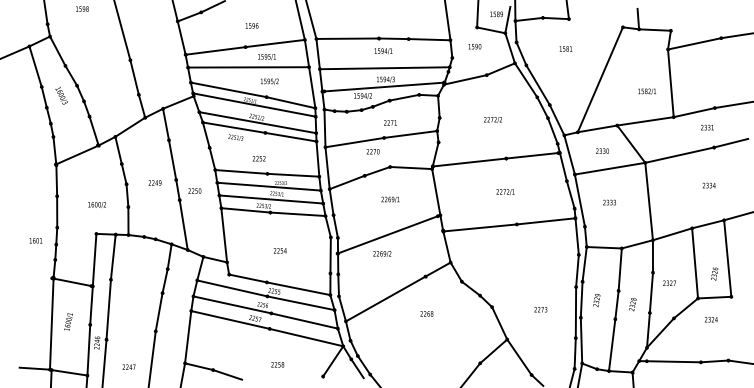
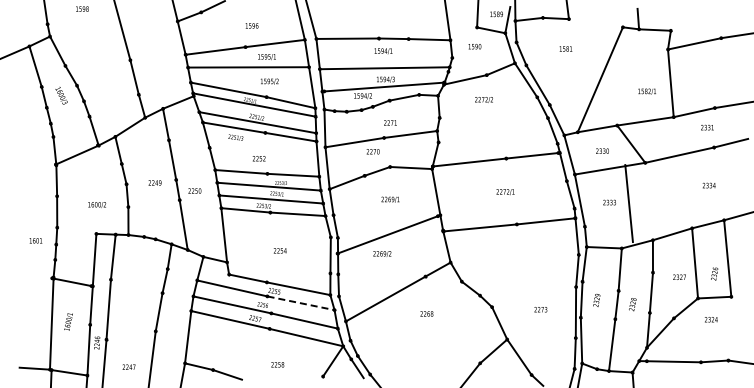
text position: (492, 119) -> (483, 99) (483, 99)
line position: (648, 201) -> (628, 203) (628, 203)
text position: (669, 282) -> (679, 276) (679, 276)
line: solid -> dashed (301, 303)
